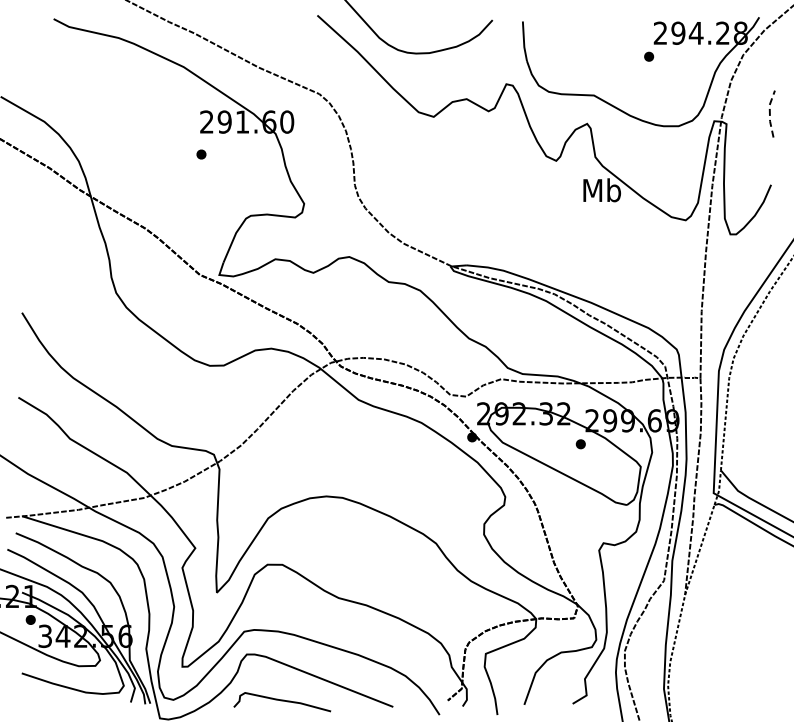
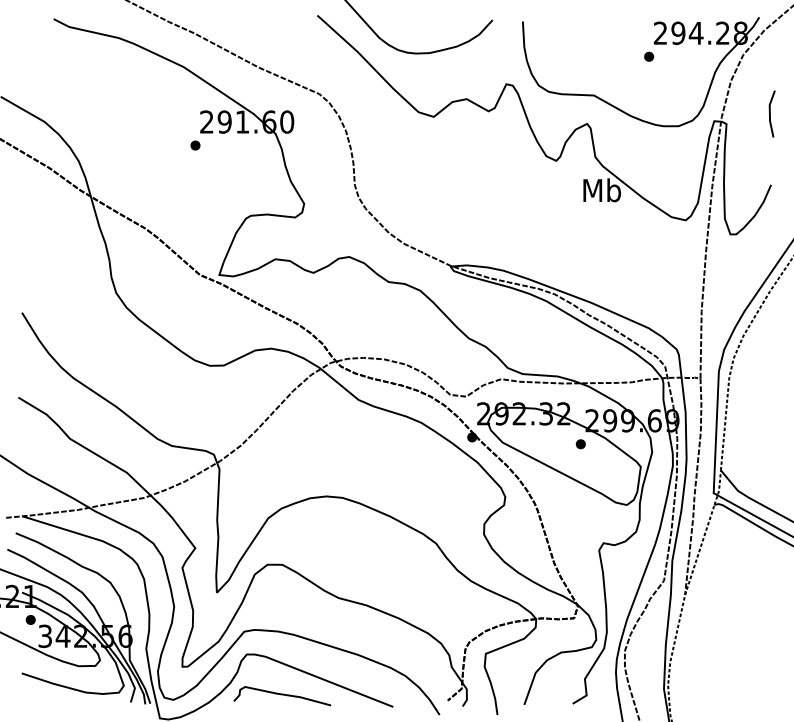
line: dashed -> solid (769, 113)
part position: (201, 154) -> (195, 145) (195, 145)
curve position: (282, 701) -> (282, 695) (282, 695)
